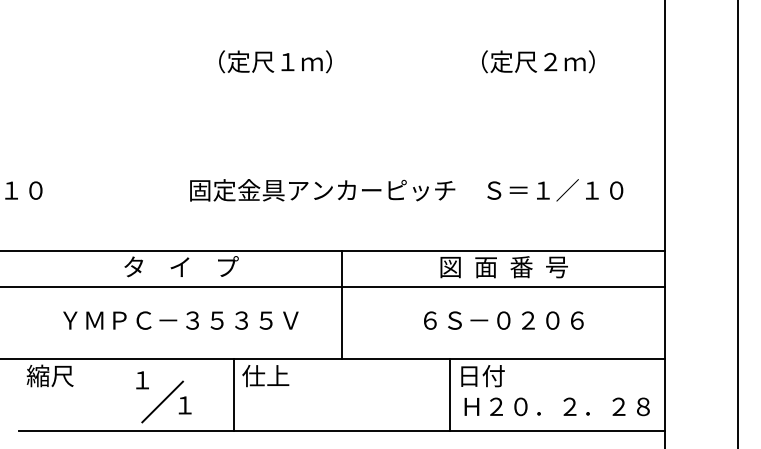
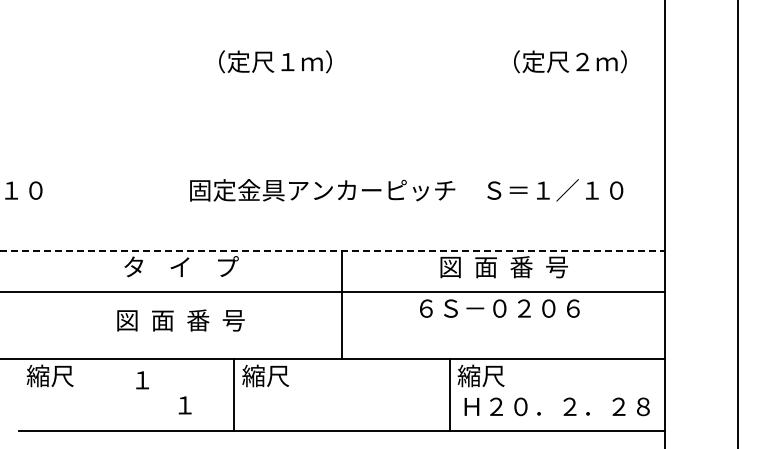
text position: (538, 61) -> (570, 61) (570, 61)
line: solid -> dashed (332, 251)
line position: (333, 287) -> (333, 292) (333, 292)
text: ＹＭＰＣ－３５３５Ｖ -> 図  面  番  号 (180, 320)
text position: (503, 320) -> (499, 308) (499, 308)
text: 仕上 -> 縮尺 (265, 375)
text: 日付 -> 縮尺 (480, 375)
line: present -> none (162, 401)
